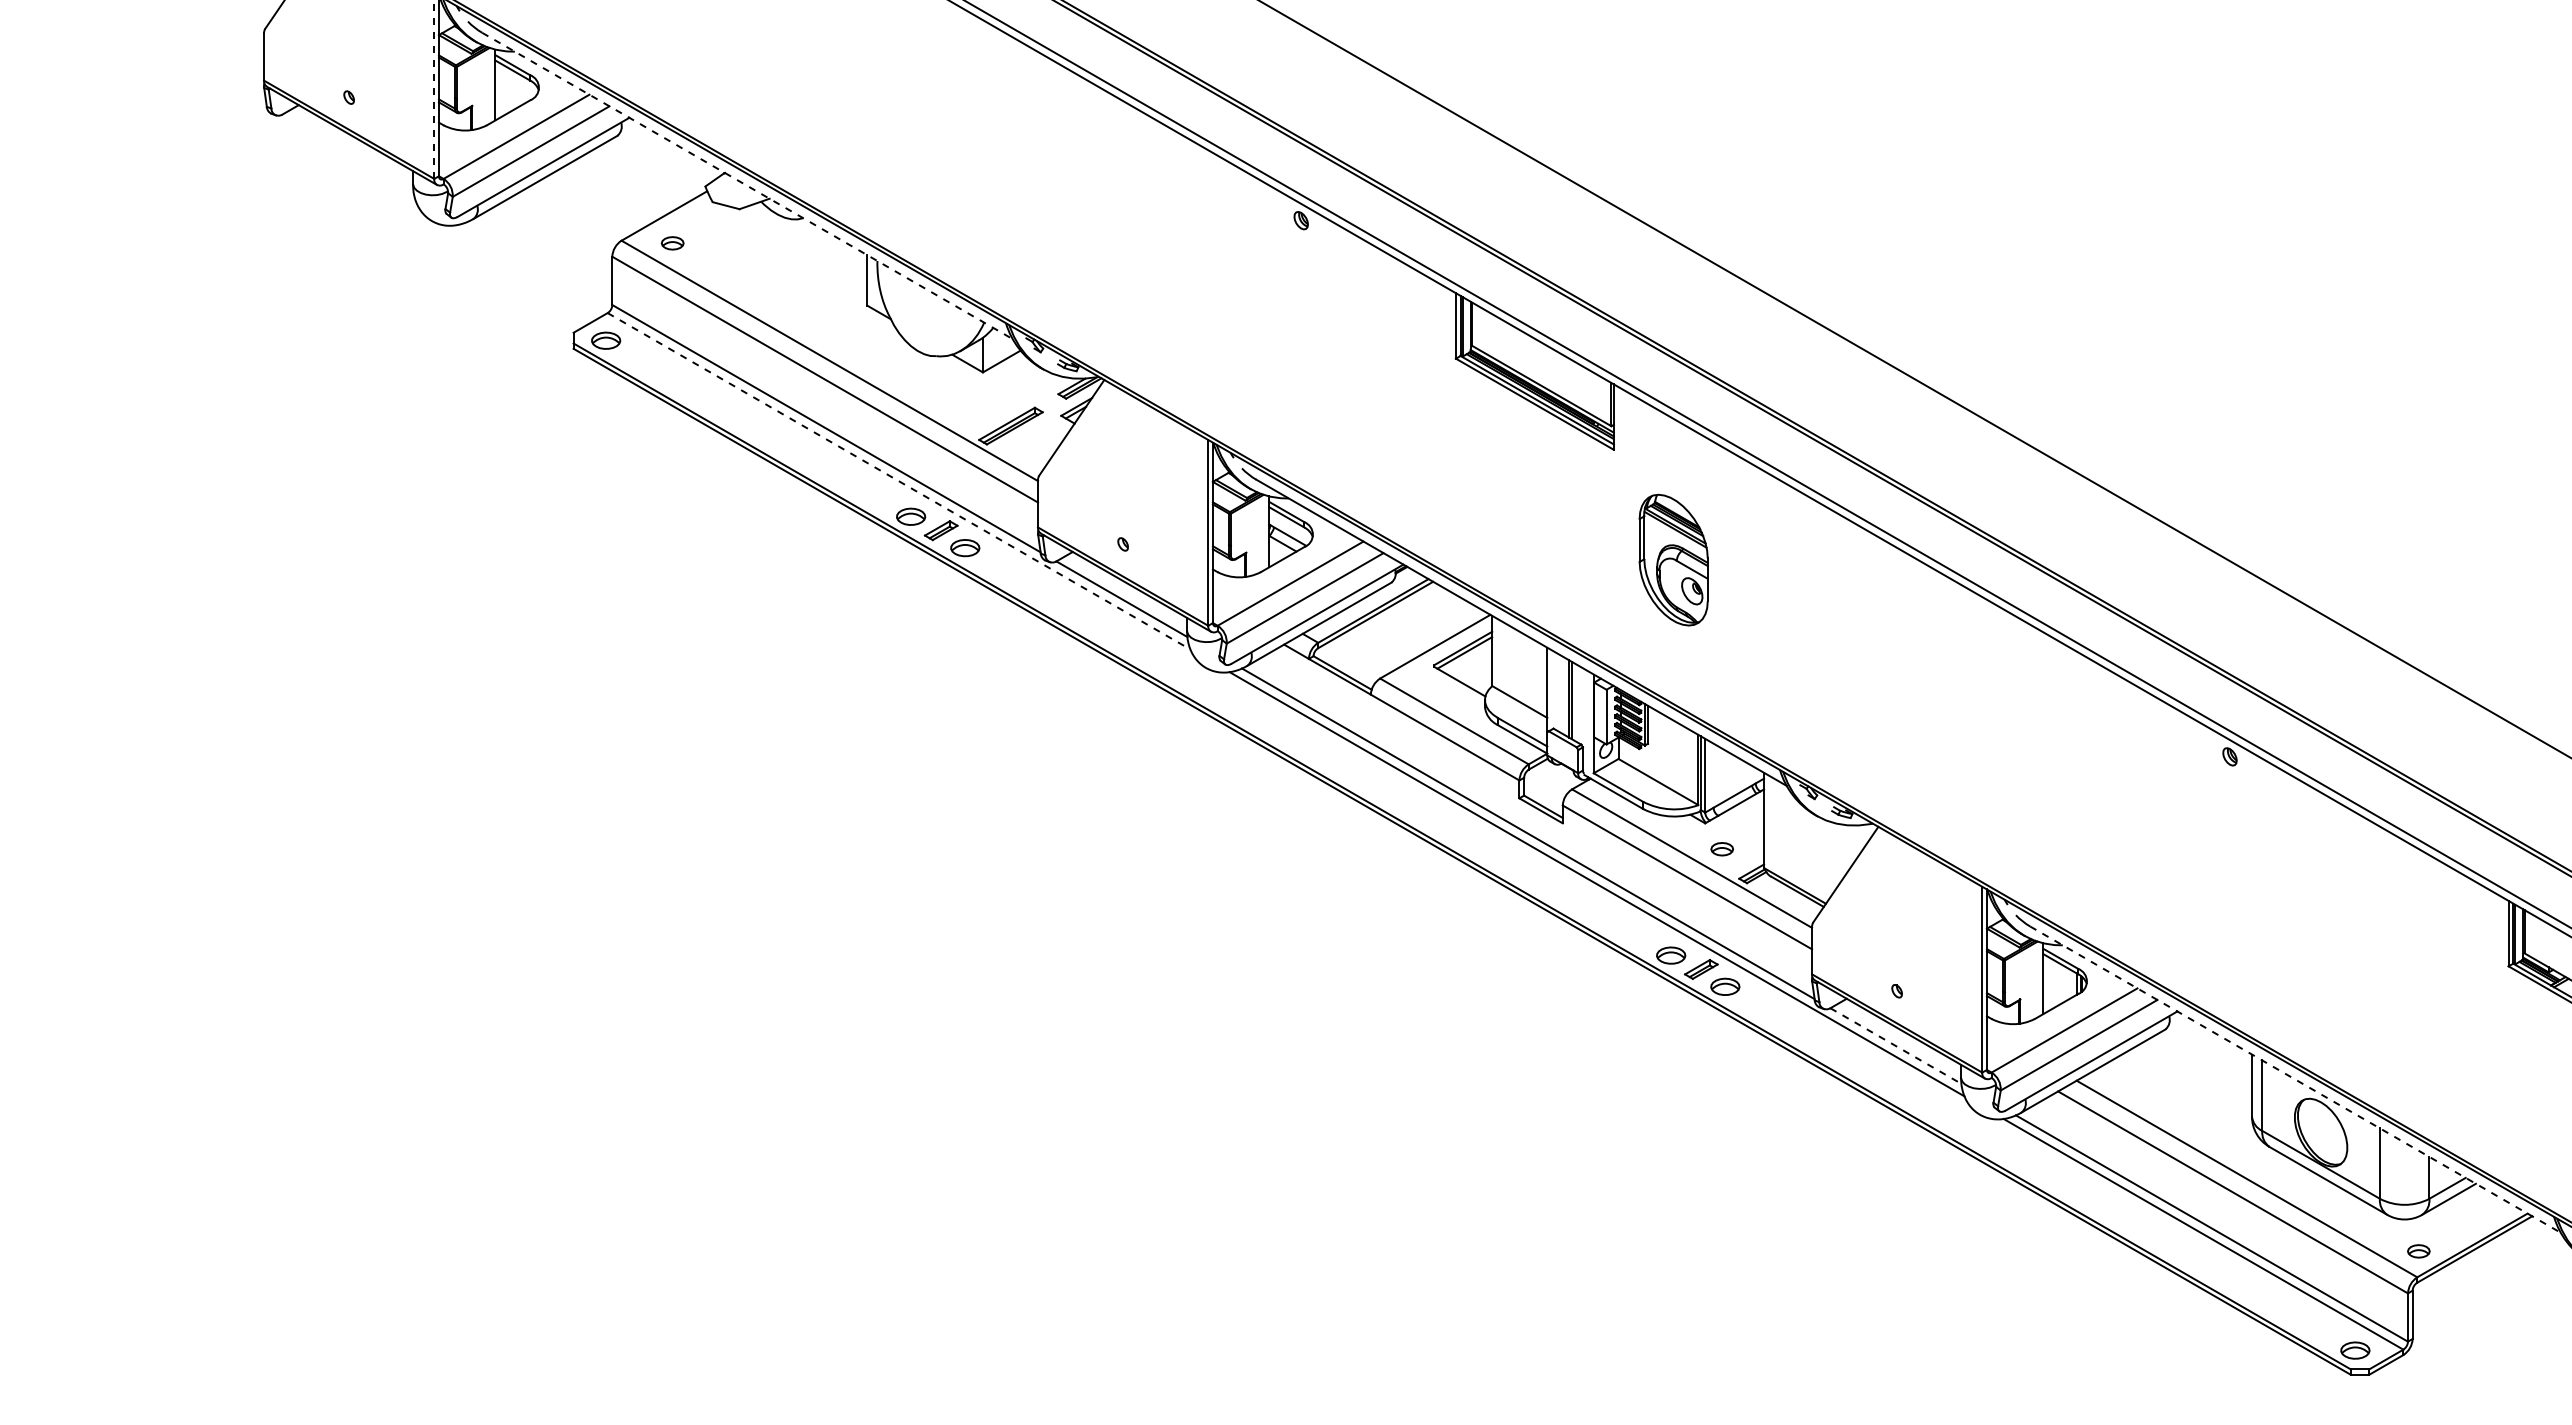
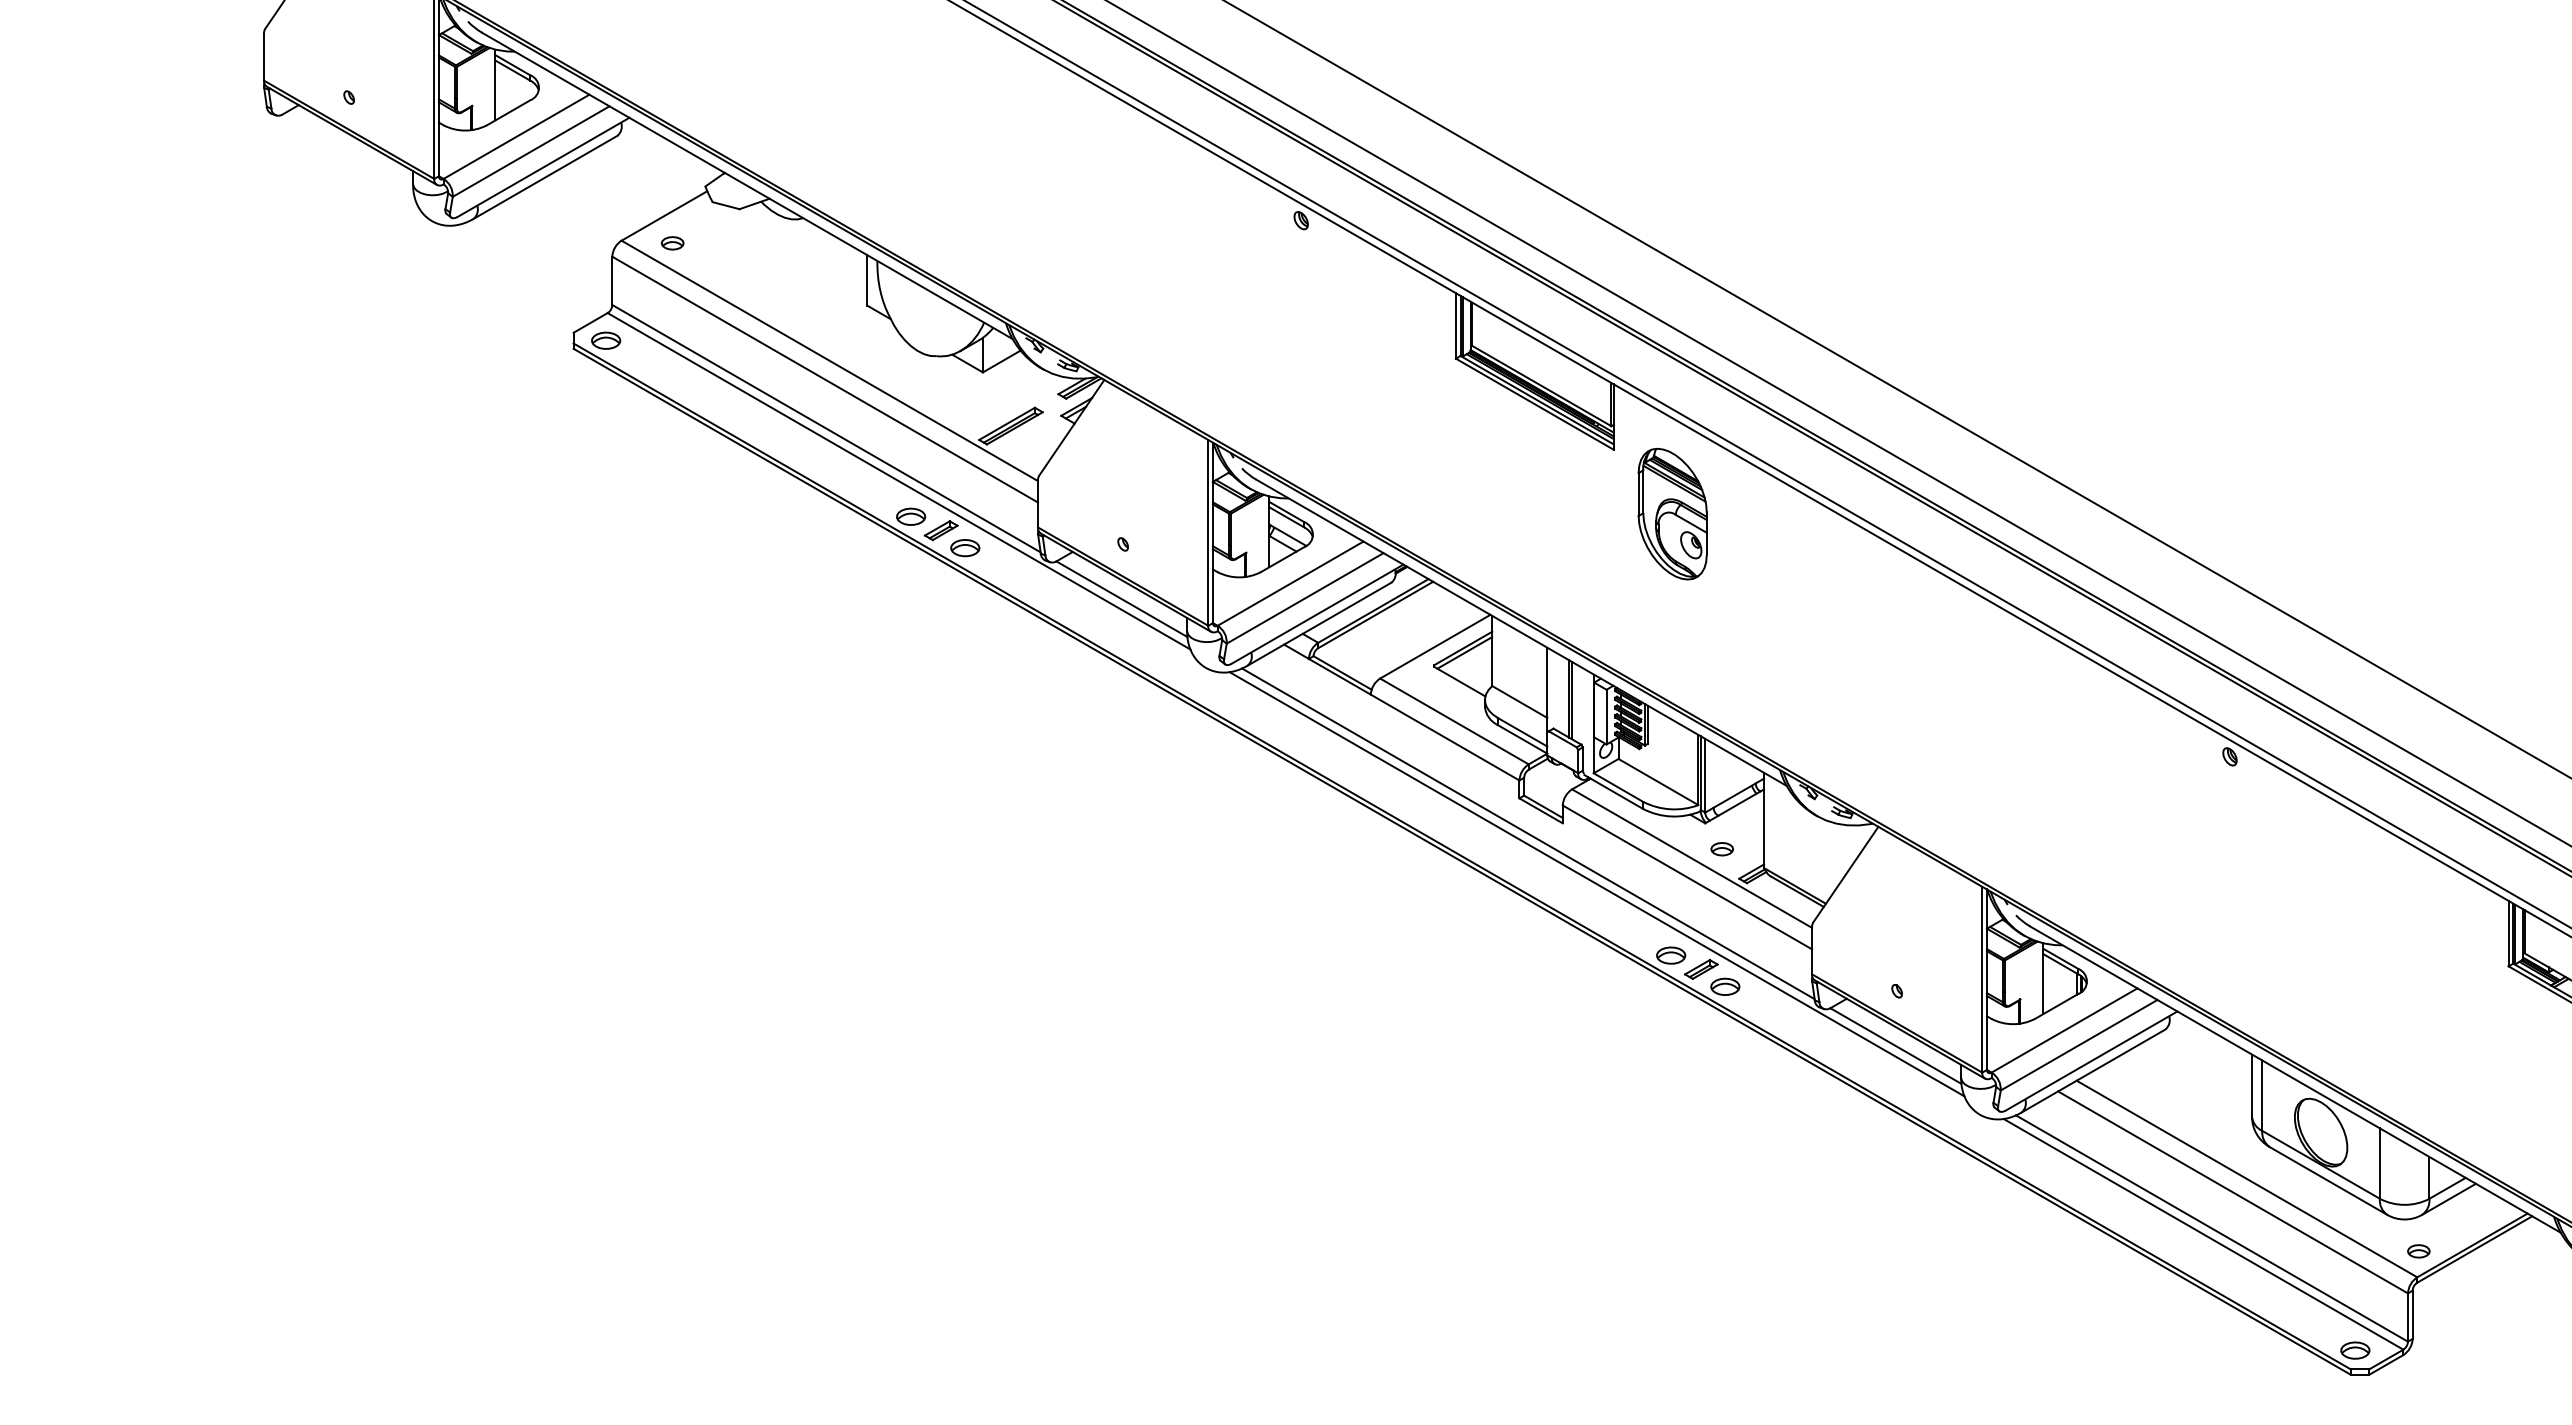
line: dashed -> solid (434, 89)
line: dashed -> solid (748, 186)
line position: (1914, 379) -> (1897, 389) (1897, 389)
line: none -> present (1838, 423)
line: dashed -> solid (899, 481)
part position: (1673, 559) -> (1672, 513) (1672, 513)
line: dashed -> solid (1895, 1046)
line: dashed -> solid (2296, 1080)
